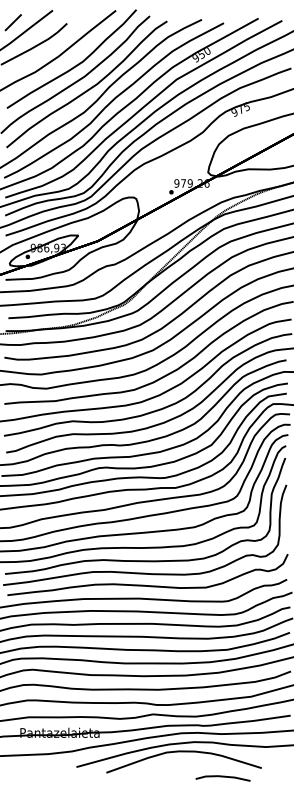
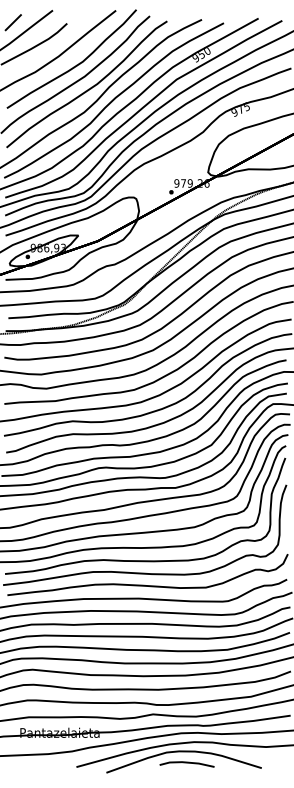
part position: (222, 778) -> (186, 764) (186, 764)
